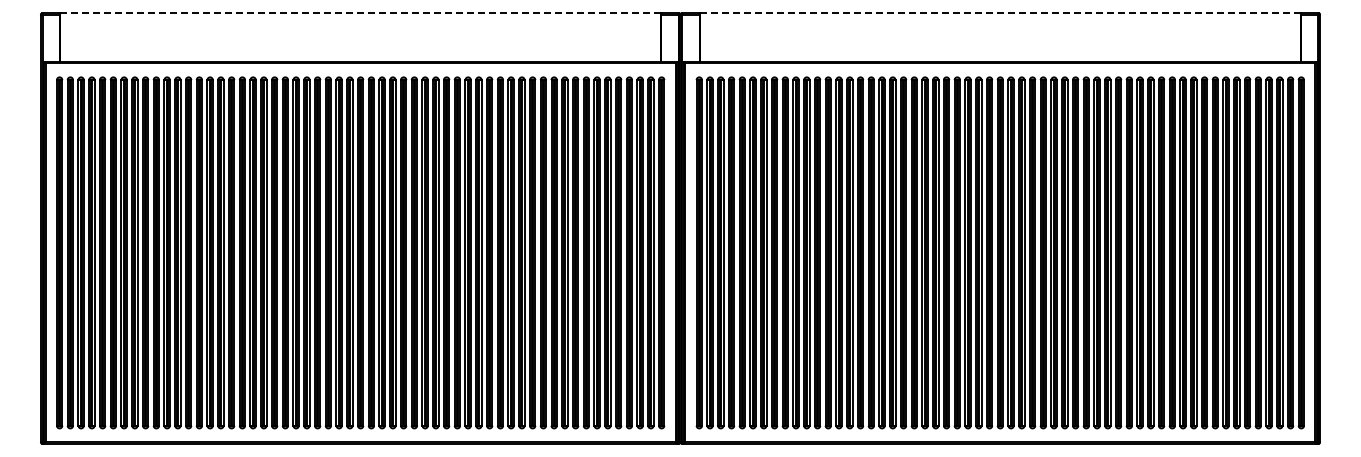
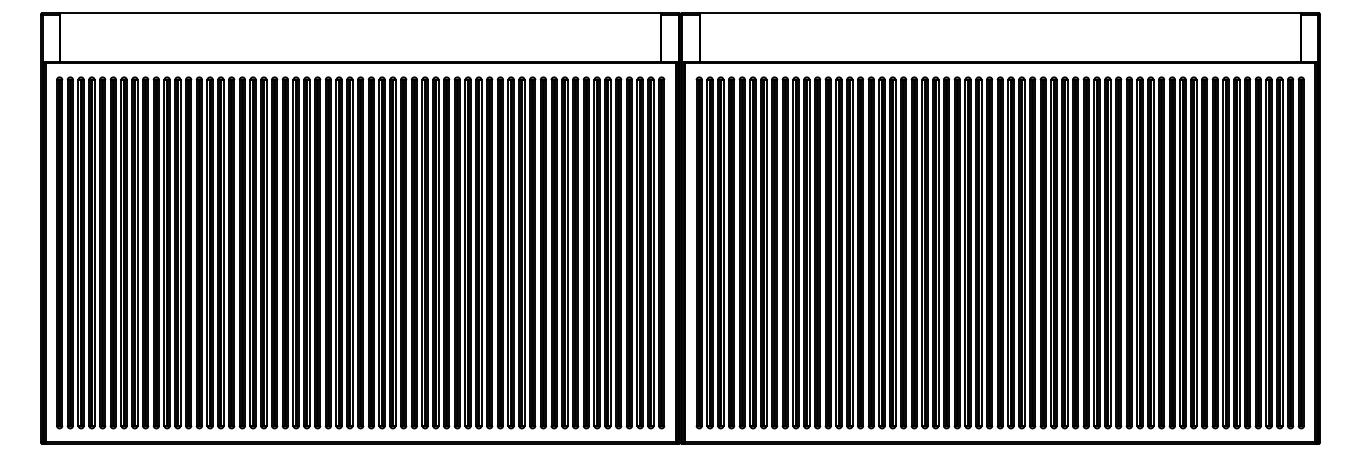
line: dashed -> solid (360, 13)
line: dashed -> solid (999, 13)
